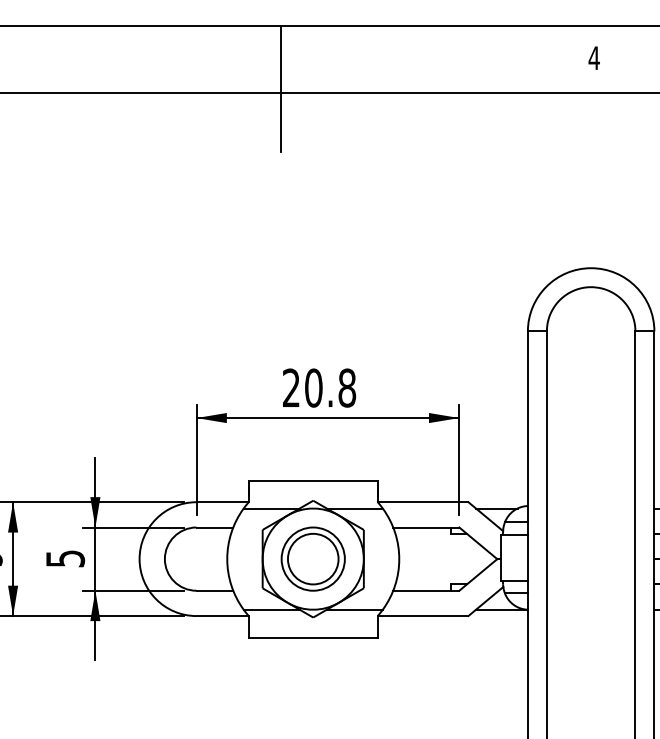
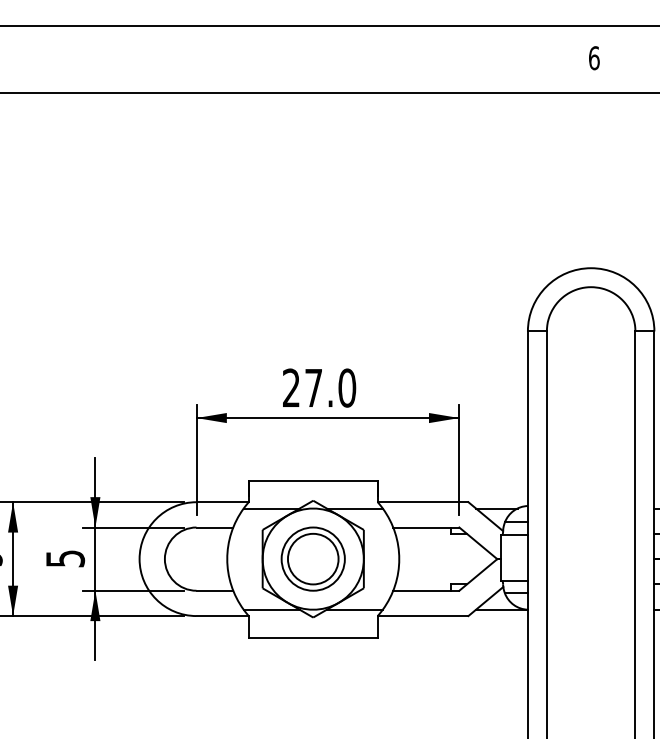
text: 4 -> 6 (593, 58)
line: present -> none (281, 88)
text: 20.8 -> 27.0 (330, 387)
